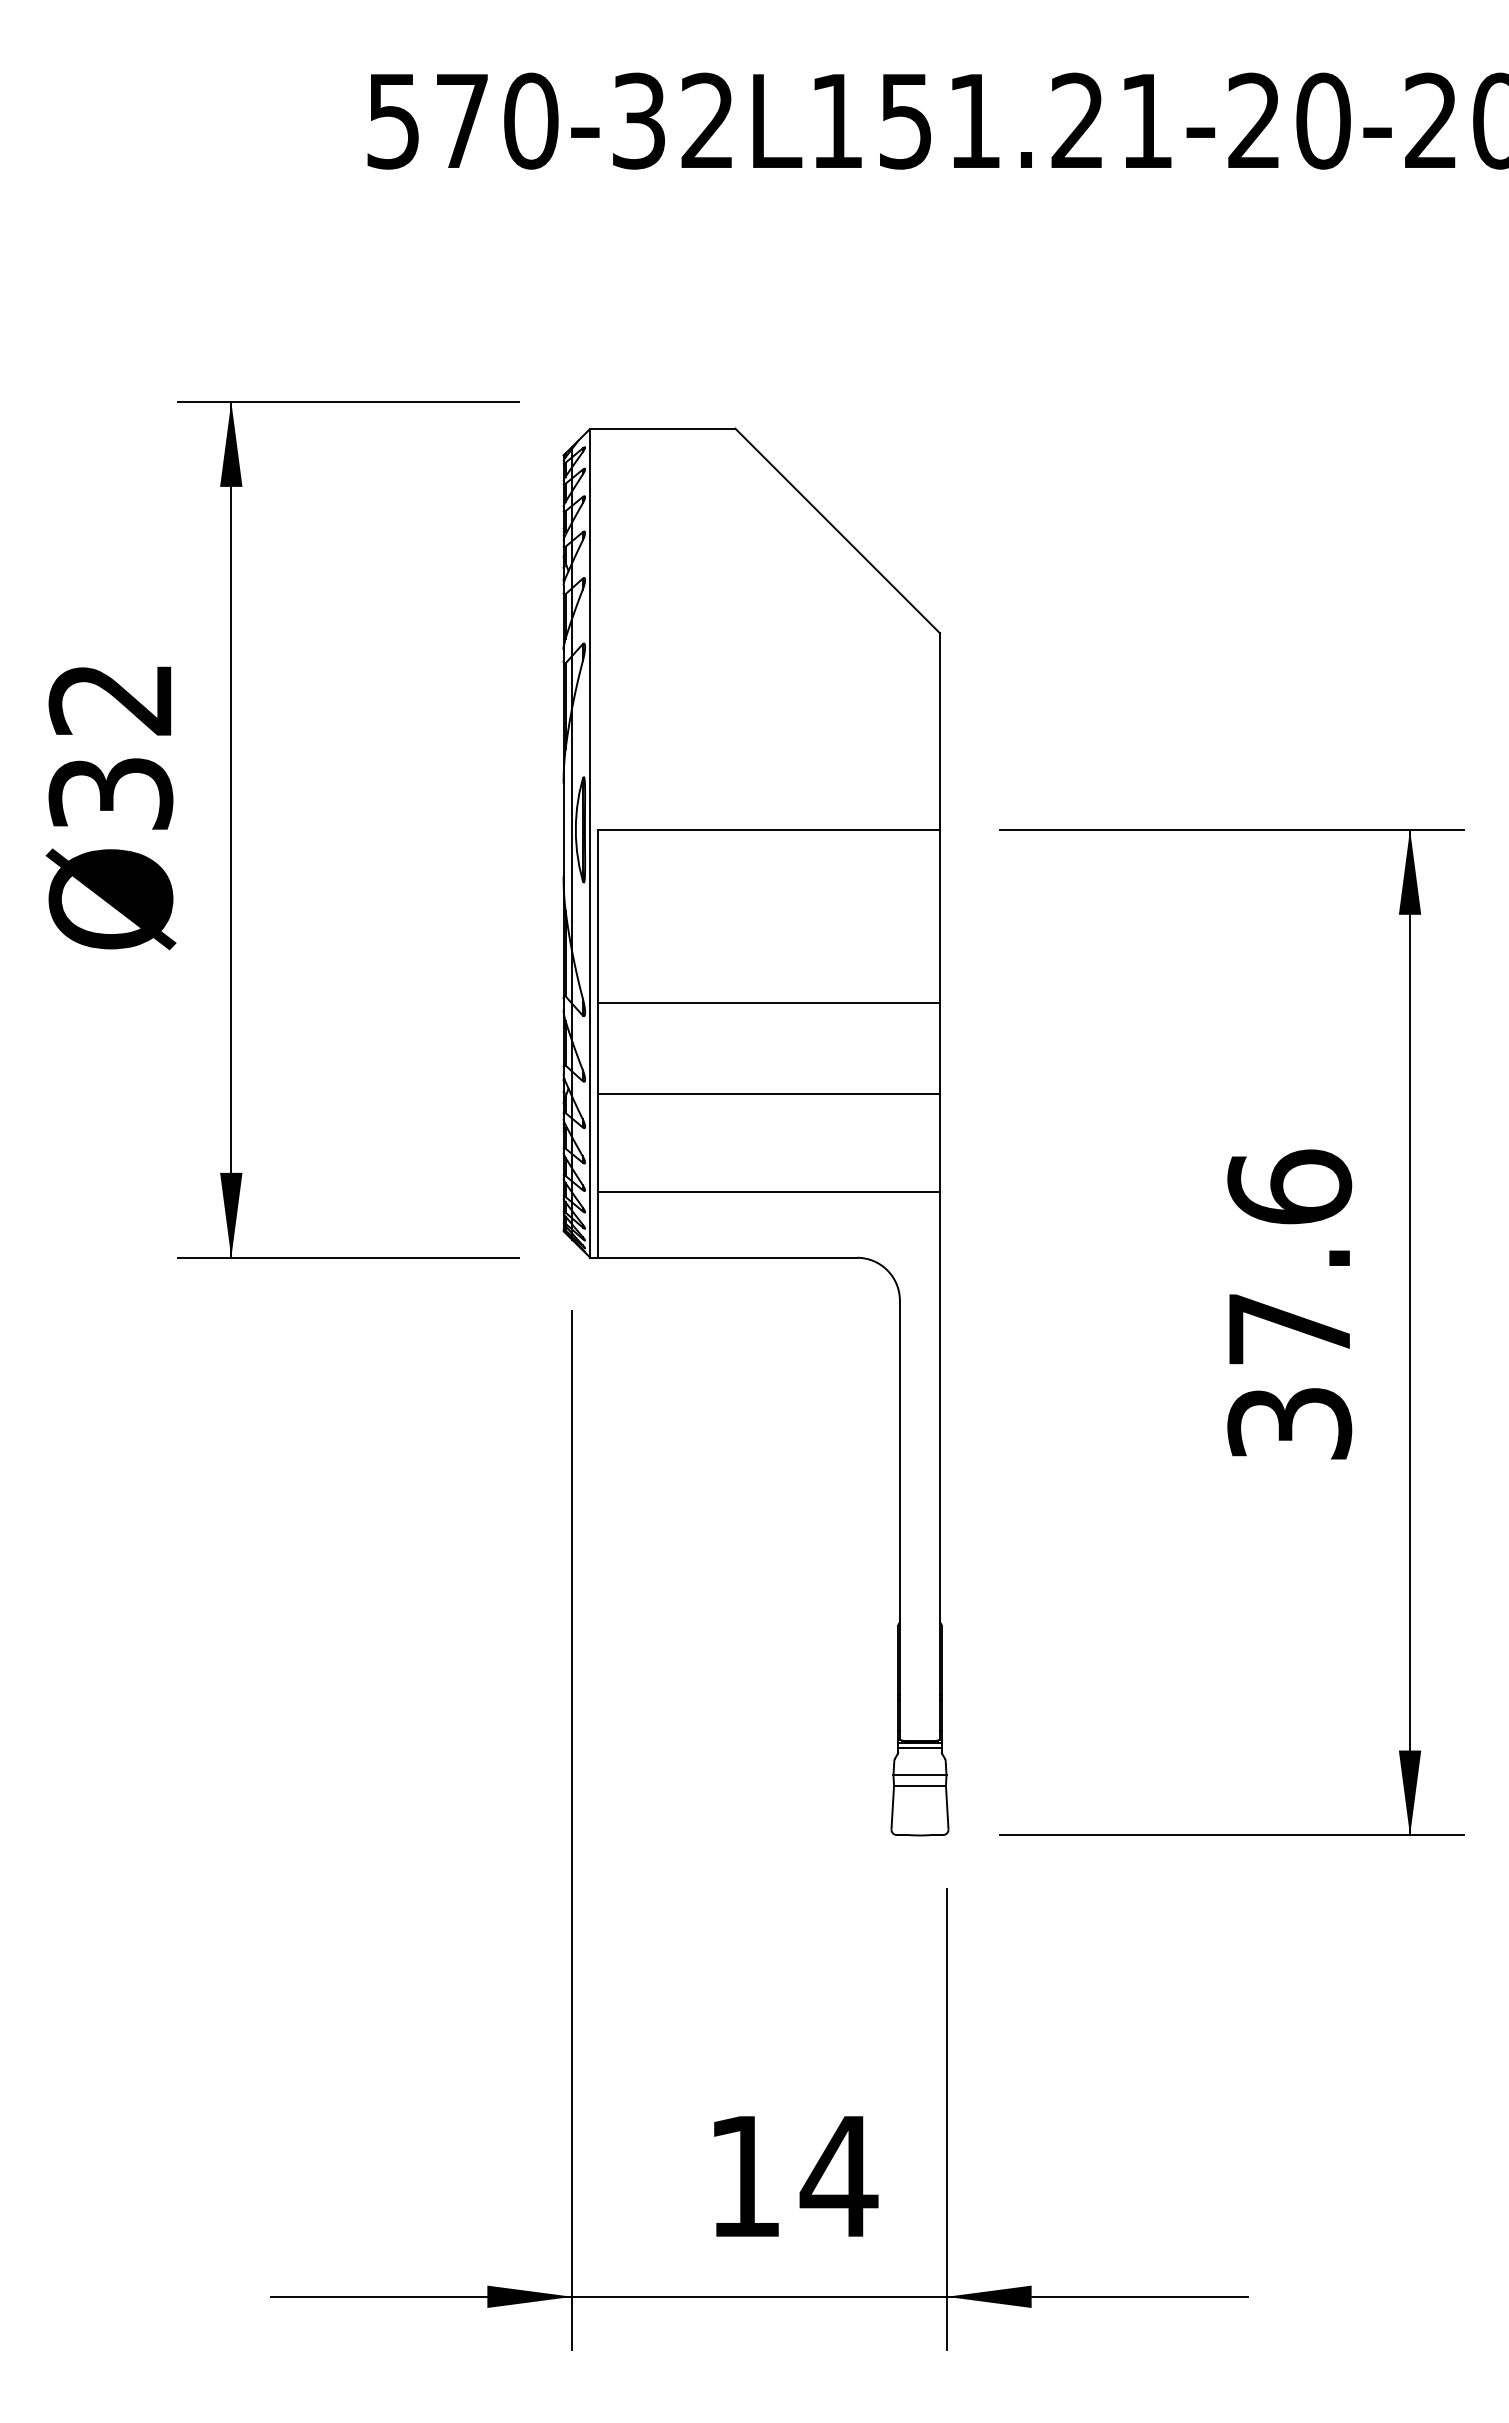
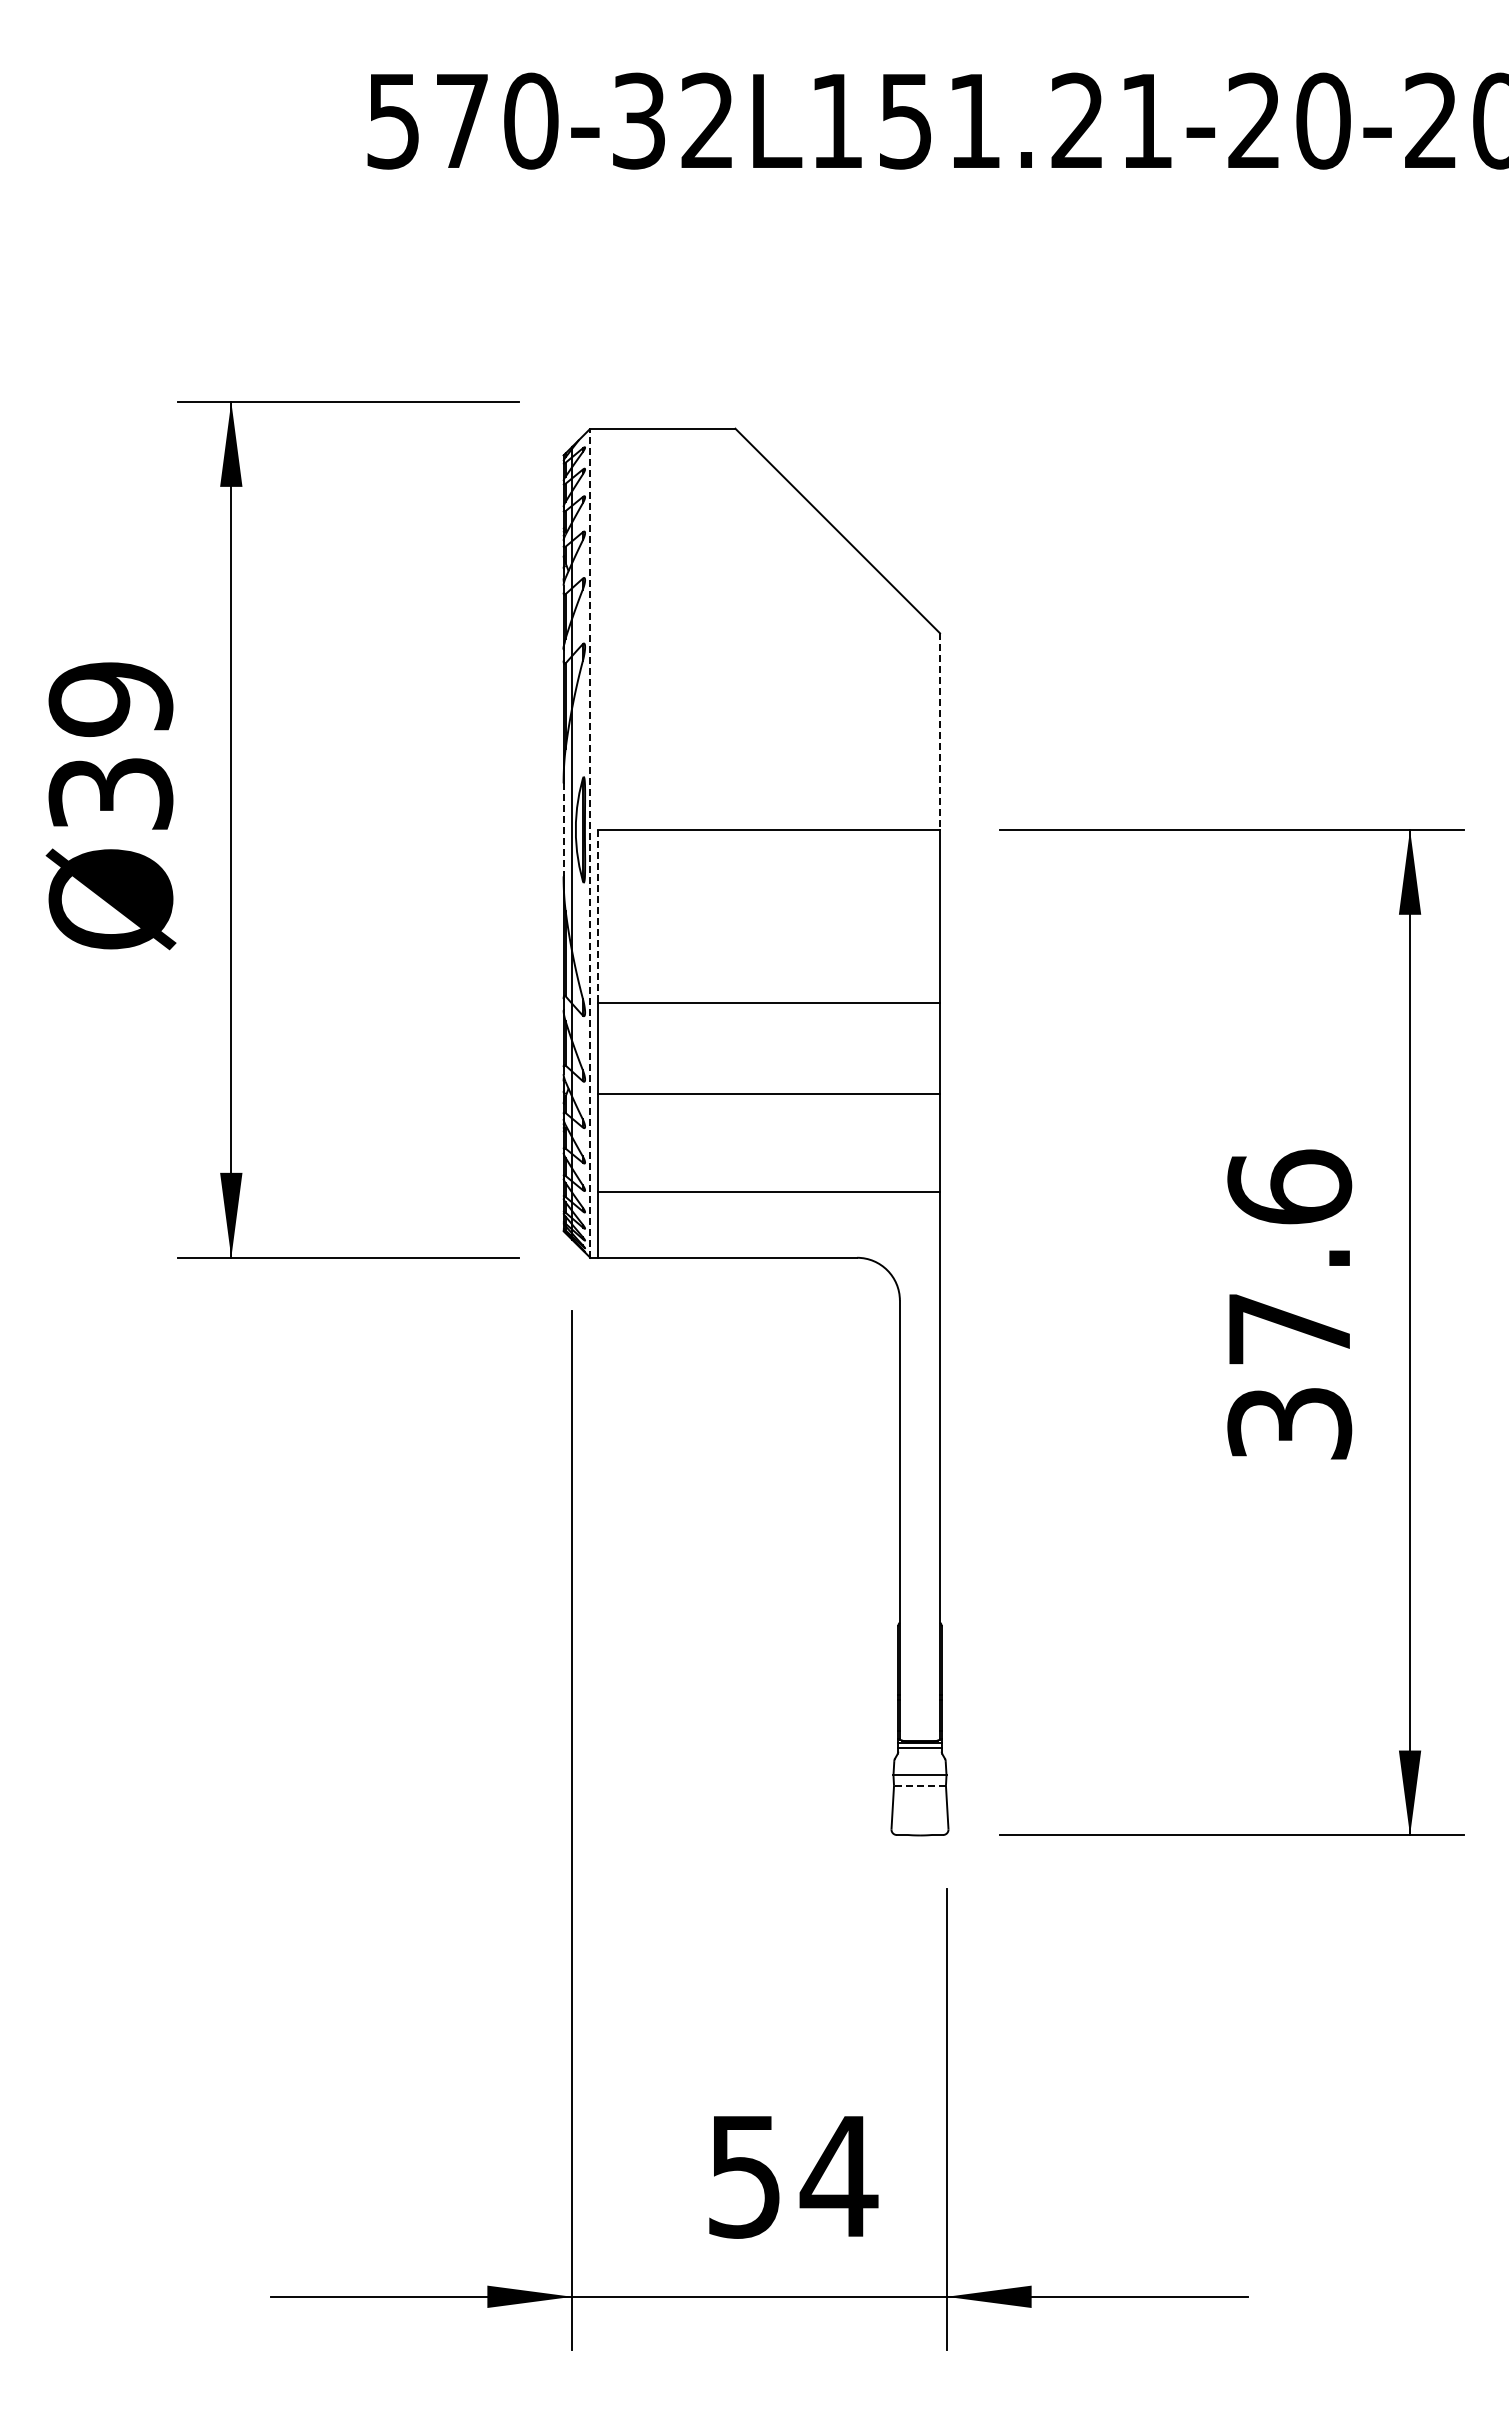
text: Ø32 -> Ø39 (110, 699)
line: solid -> dashed (940, 732)
line: solid -> dashed (563, 830)
line: solid -> dashed (590, 843)
line: solid -> dashed (598, 916)
line: solid -> dashed (920, 1785)
text: 14 -> 54 (744, 2177)
